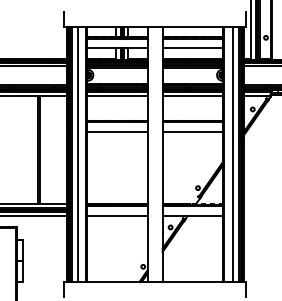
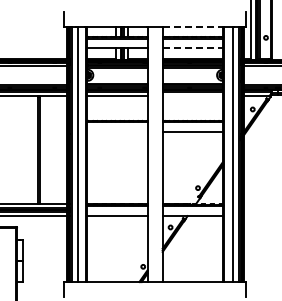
line: solid -> dashed (194, 27)
line: solid -> dashed (193, 48)
line: present -> none (192, 96)
line: present -> none (117, 132)
